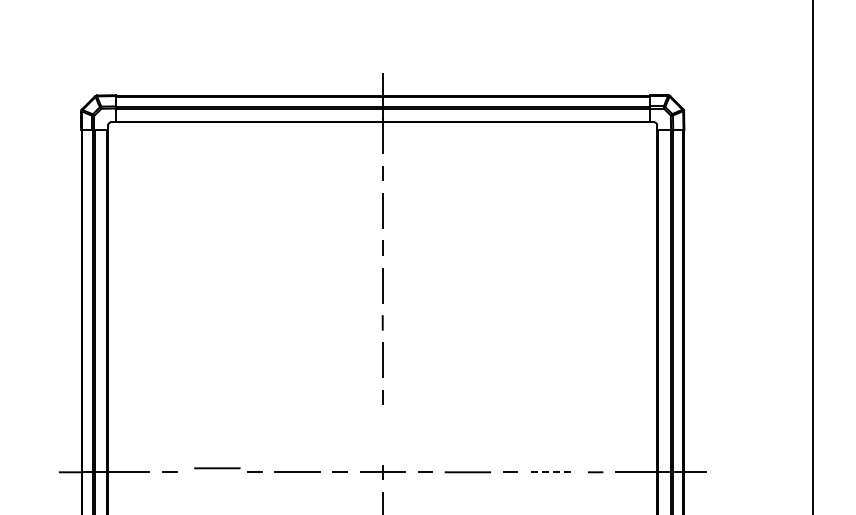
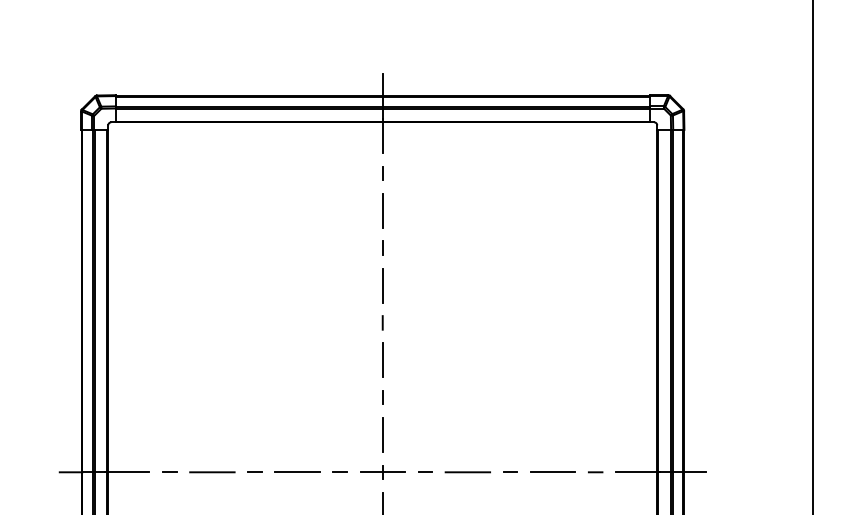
line: none -> present (382, 434)
line position: (217, 468) -> (212, 472) (212, 472)
line: dashed -> solid (553, 472)
